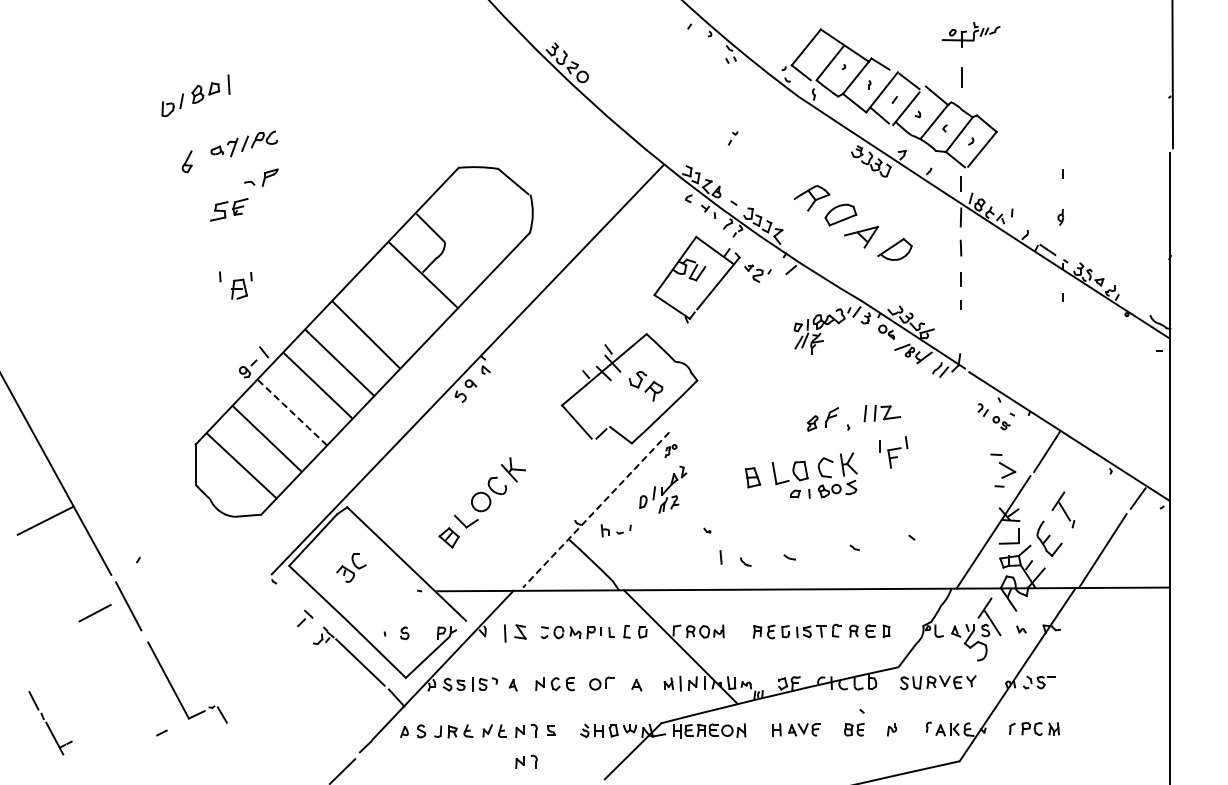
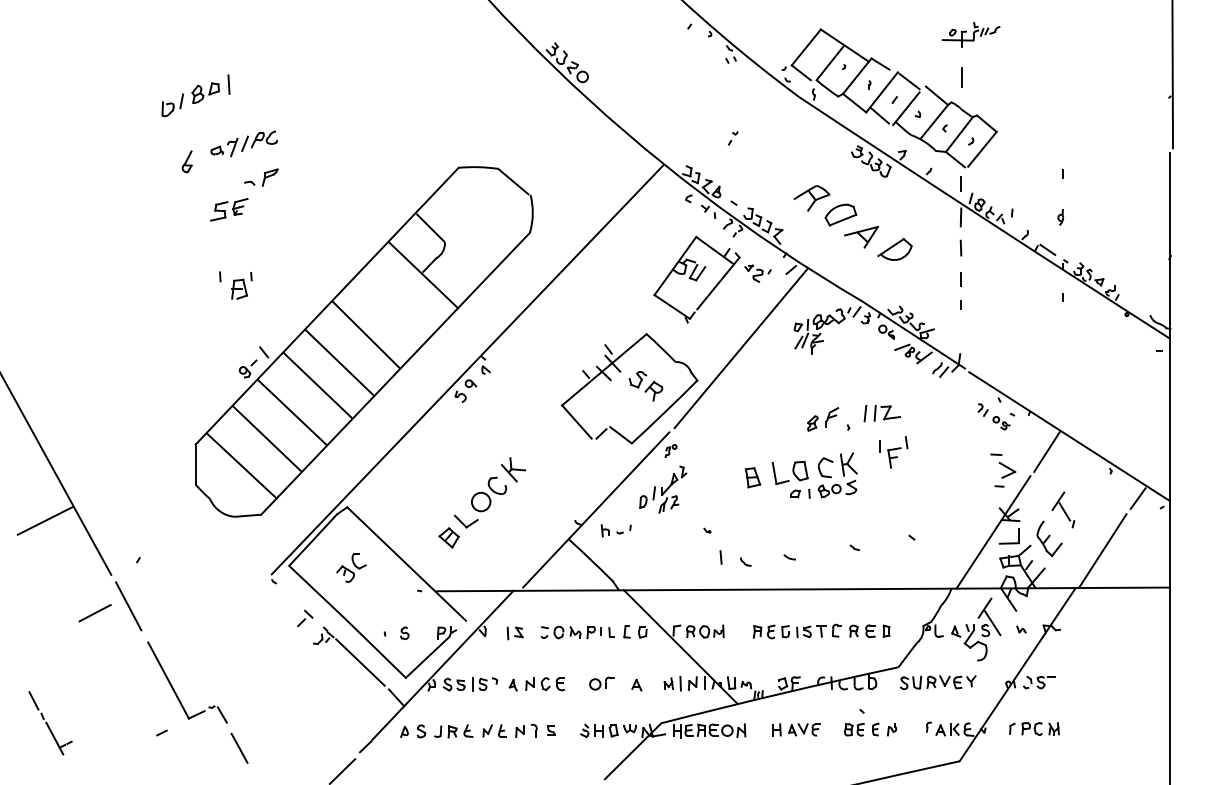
line: none -> present (741, 348)
line: dashed -> solid (292, 412)
line: dashed -> solid (596, 509)
part size: 23x19 px -> 18x15 px (514, 633)
part position: (554, 684) -> (544, 684) (544, 684)
part: none -> present (875, 729)
line: none -> present (239, 747)
part: present -> none (526, 761)
